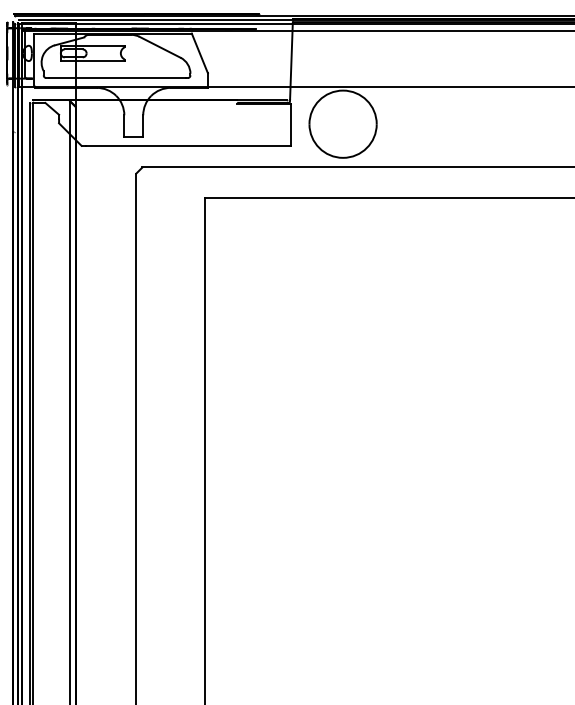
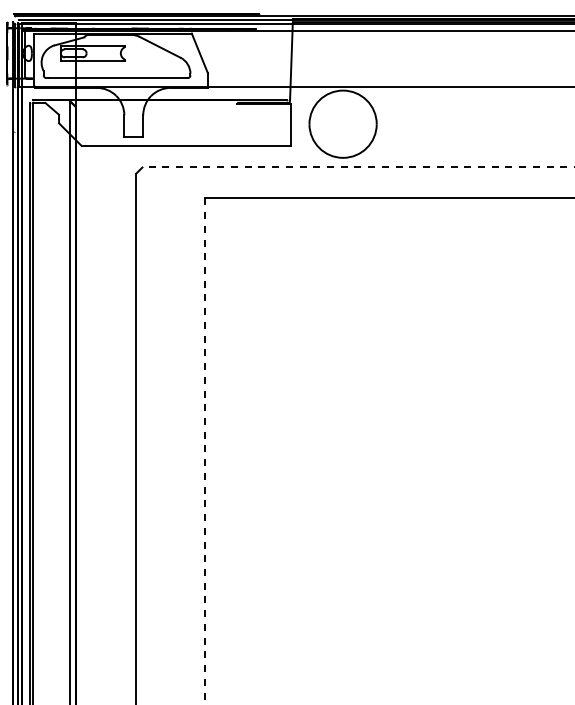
line: solid -> dashed (358, 167)
line: solid -> dashed (205, 450)
